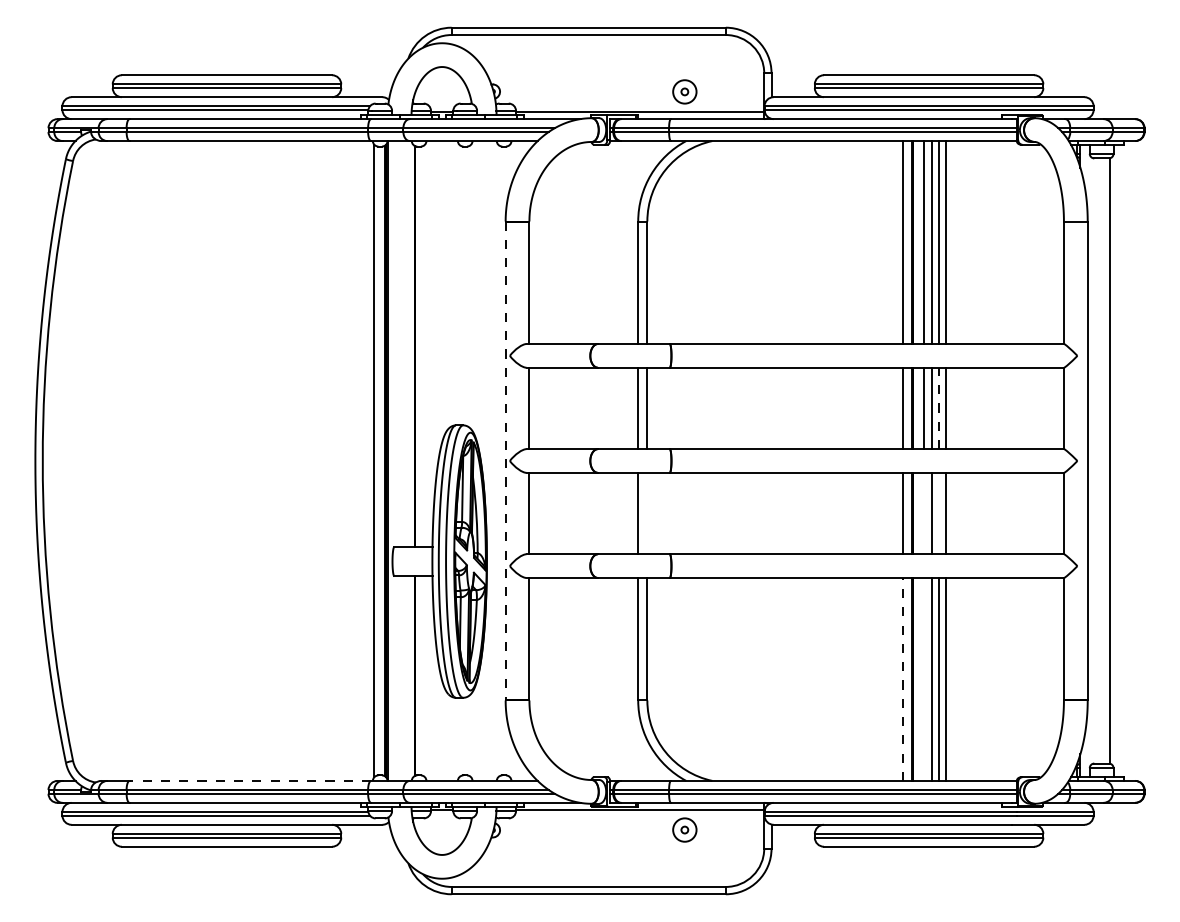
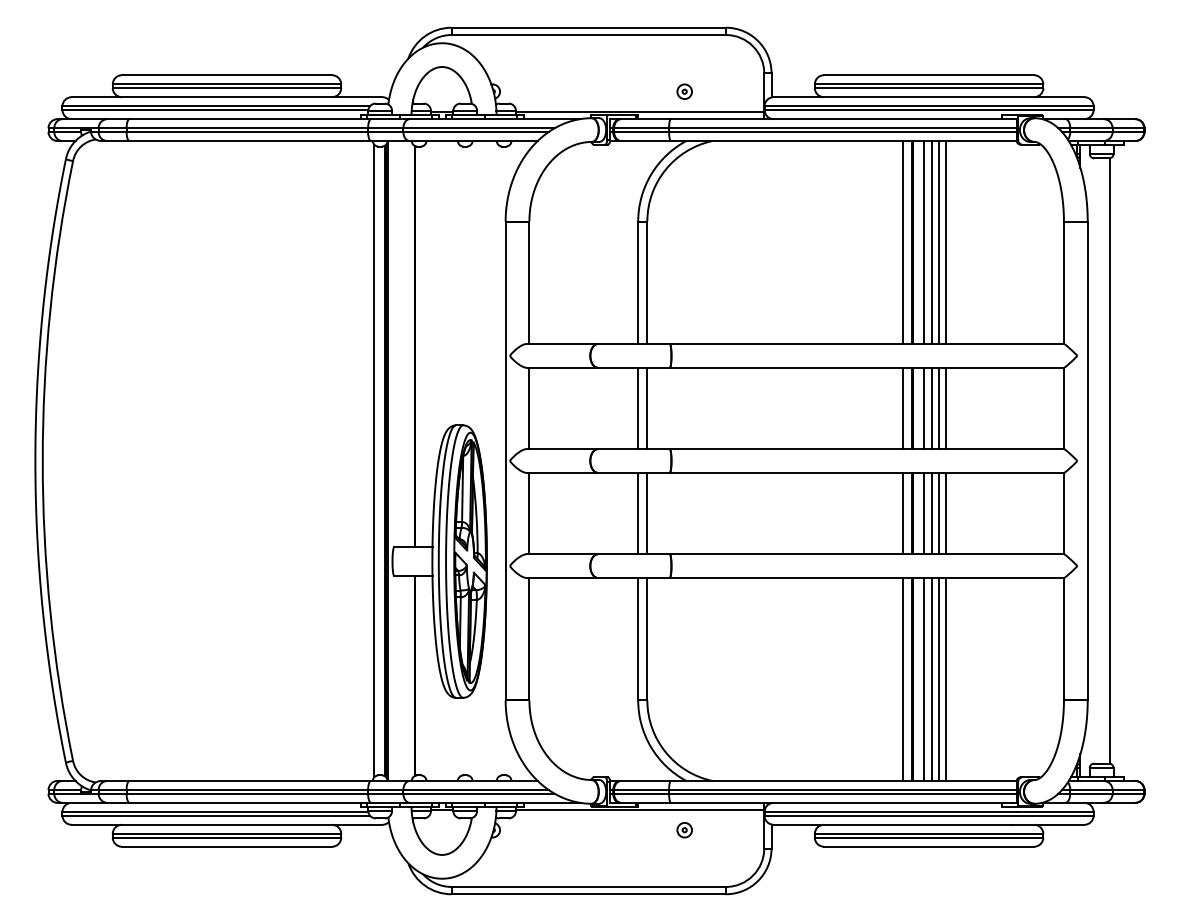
part size: 26x26 px -> 17x17 px (684, 91)
line: dashed -> solid (939, 408)
line: dashed -> solid (505, 461)
line: none -> present (647, 513)
line: none -> present (924, 513)
line: none -> present (939, 513)
line: dashed -> solid (903, 678)
line: none -> present (924, 679)
line: dashed -> solid (250, 780)
part size: 26x26 px -> 17x17 px (684, 830)
